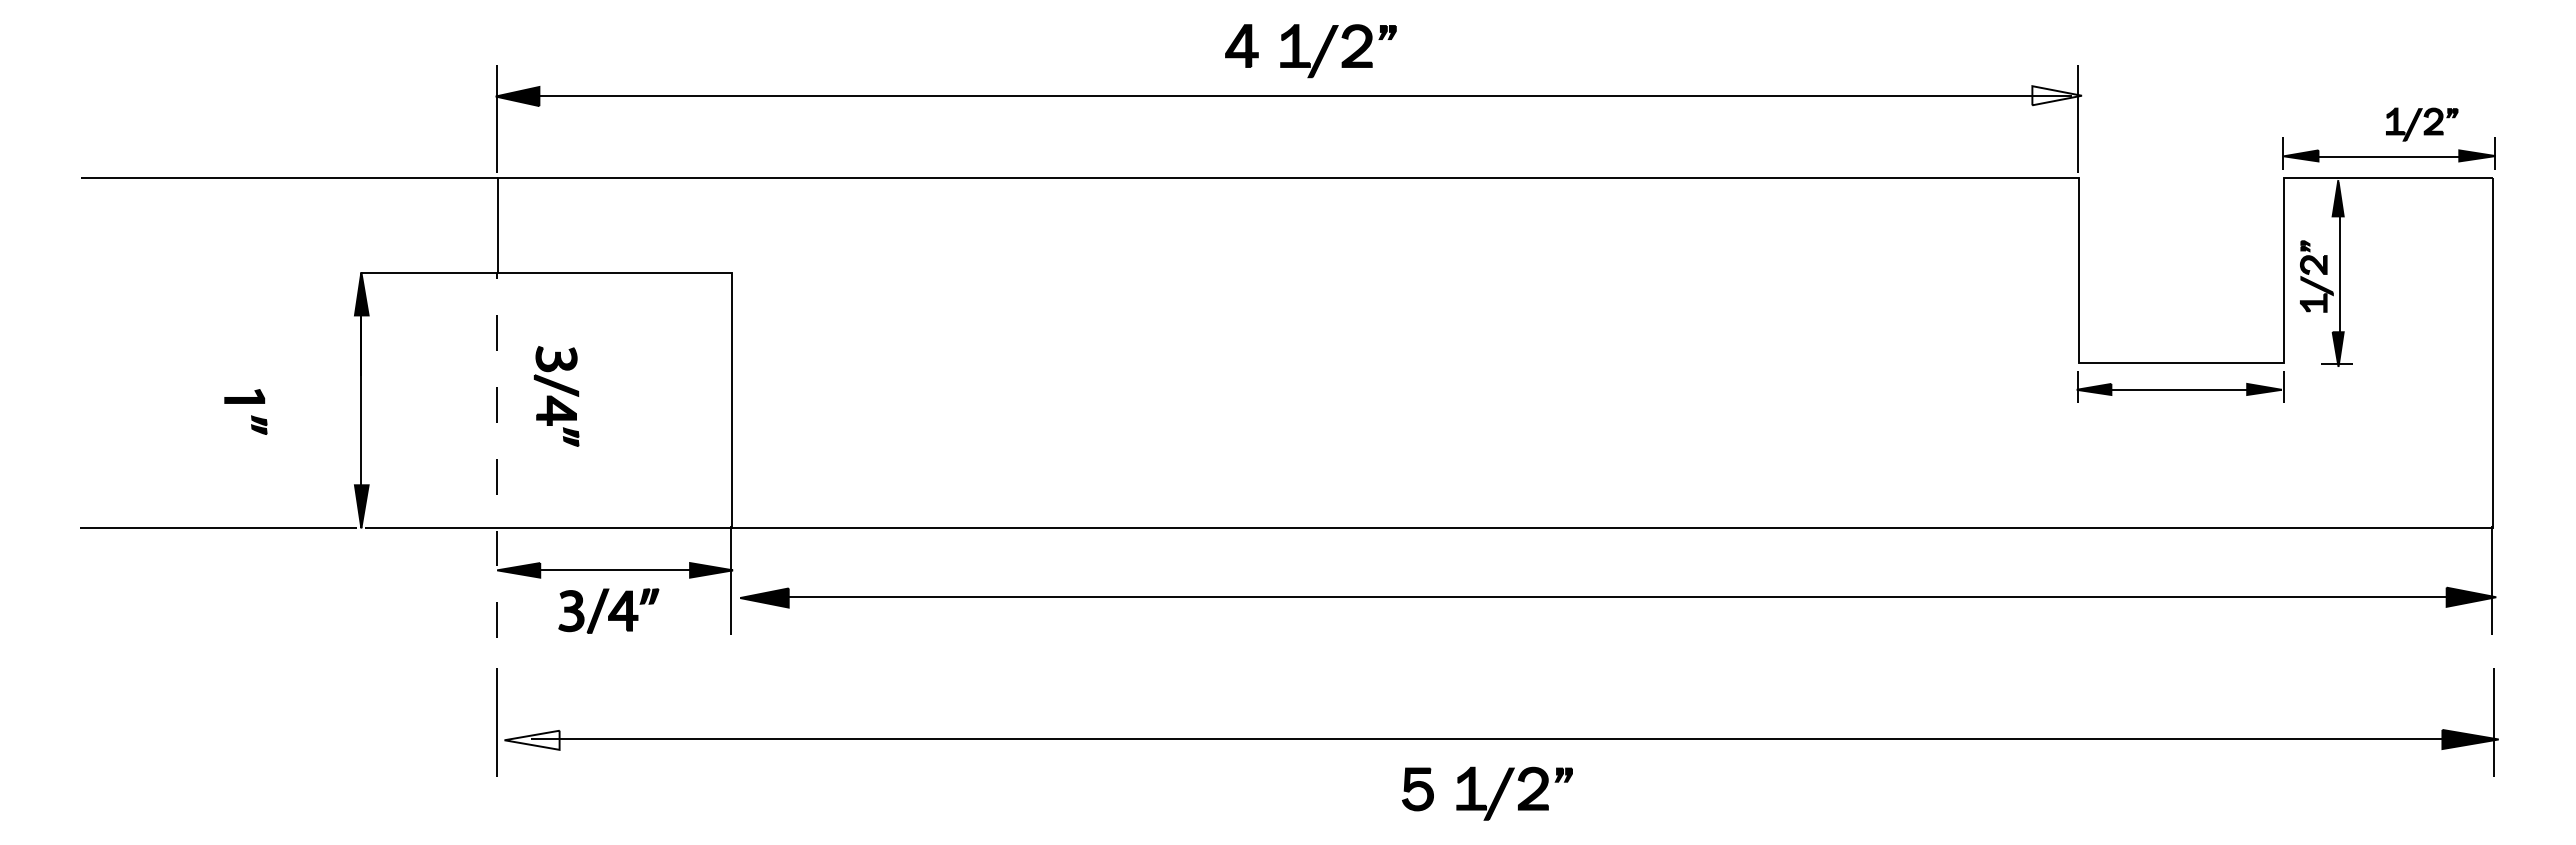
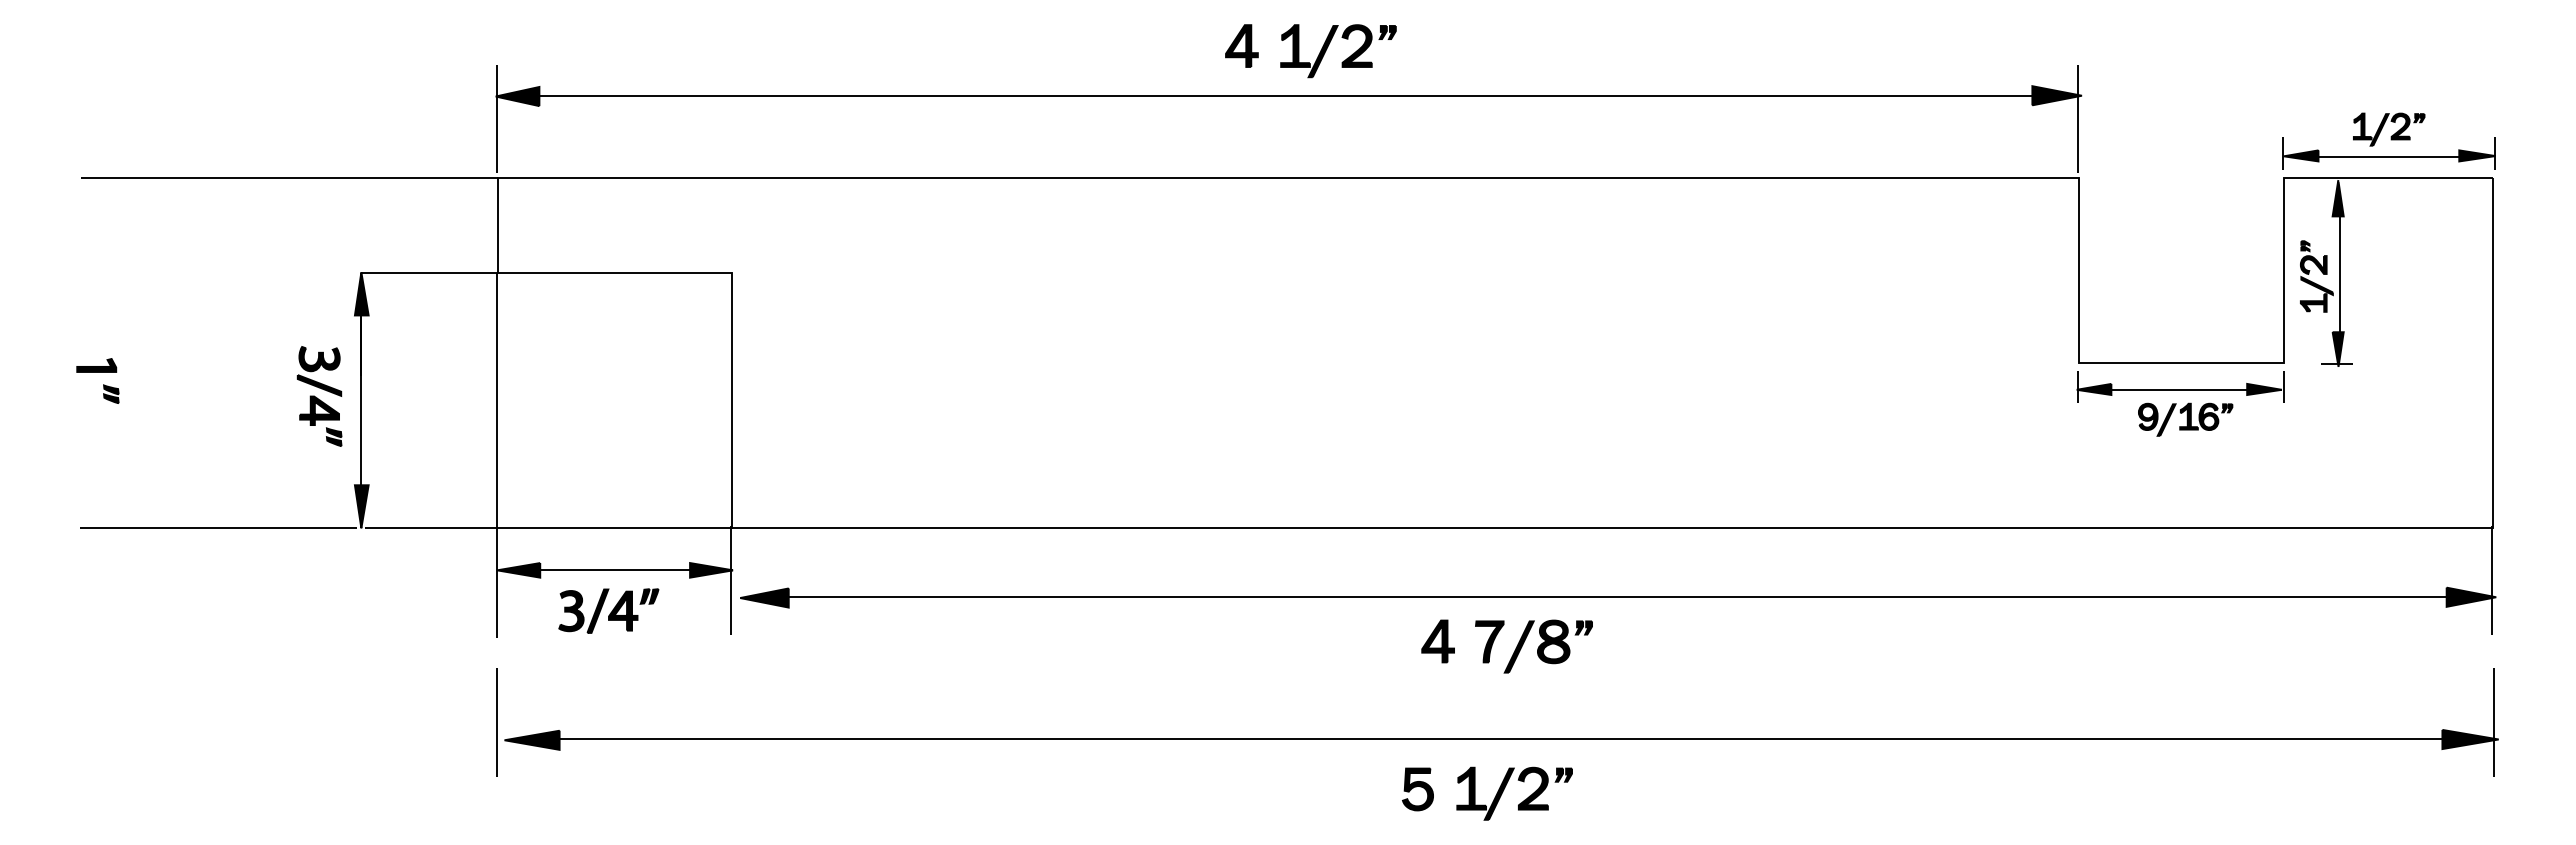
fill: none -> present (2056, 95)
part position: (2416, 122) -> (2383, 127) (2383, 127)
part position: (556, 396) -> (319, 396) (319, 396)
part position: (251, 415) -> (103, 384) (103, 384)
part: none -> present (2185, 419)
line: dashed -> solid (496, 455)
part: none -> present (1514, 650)
fill: none -> present (531, 739)
